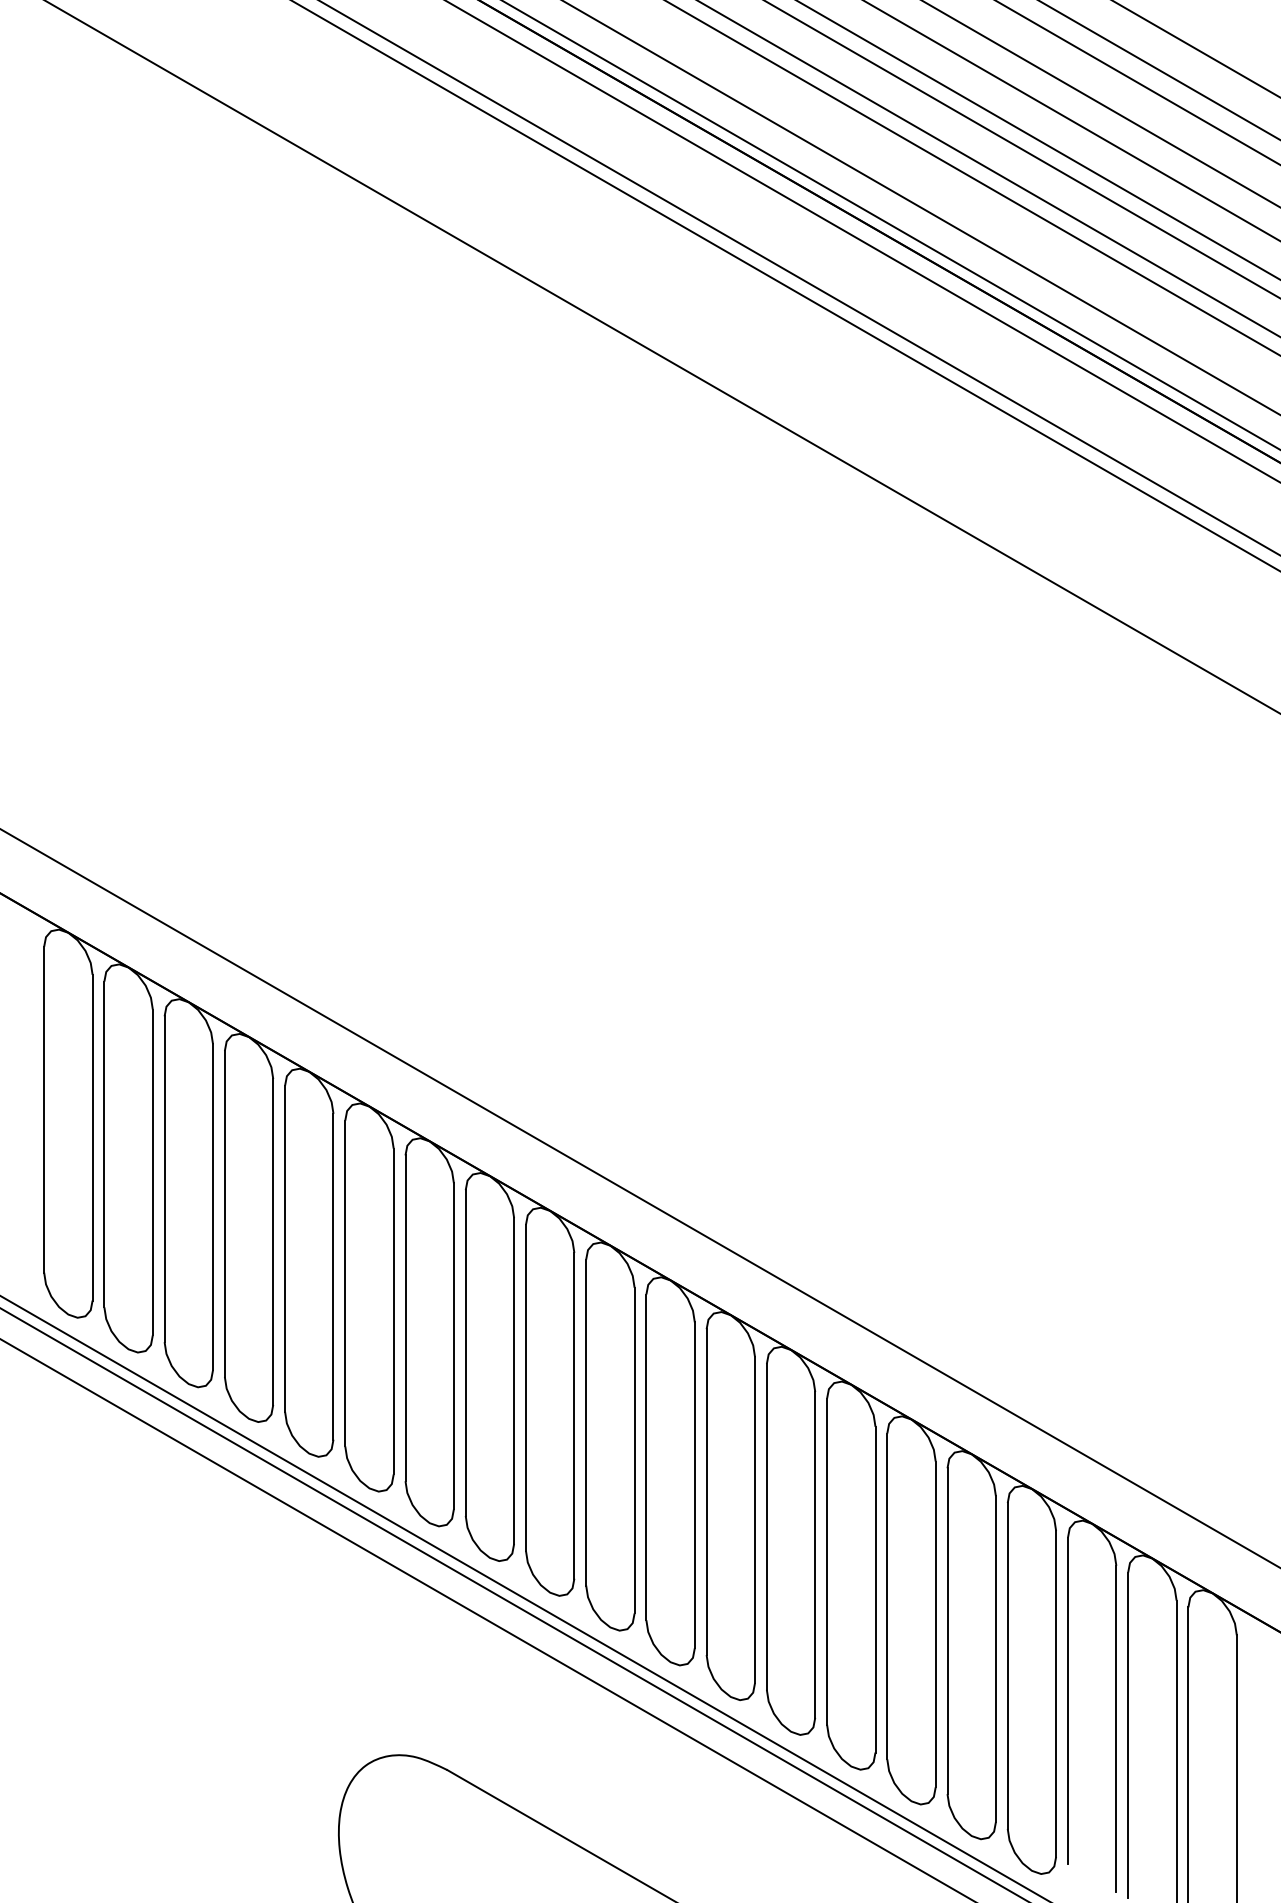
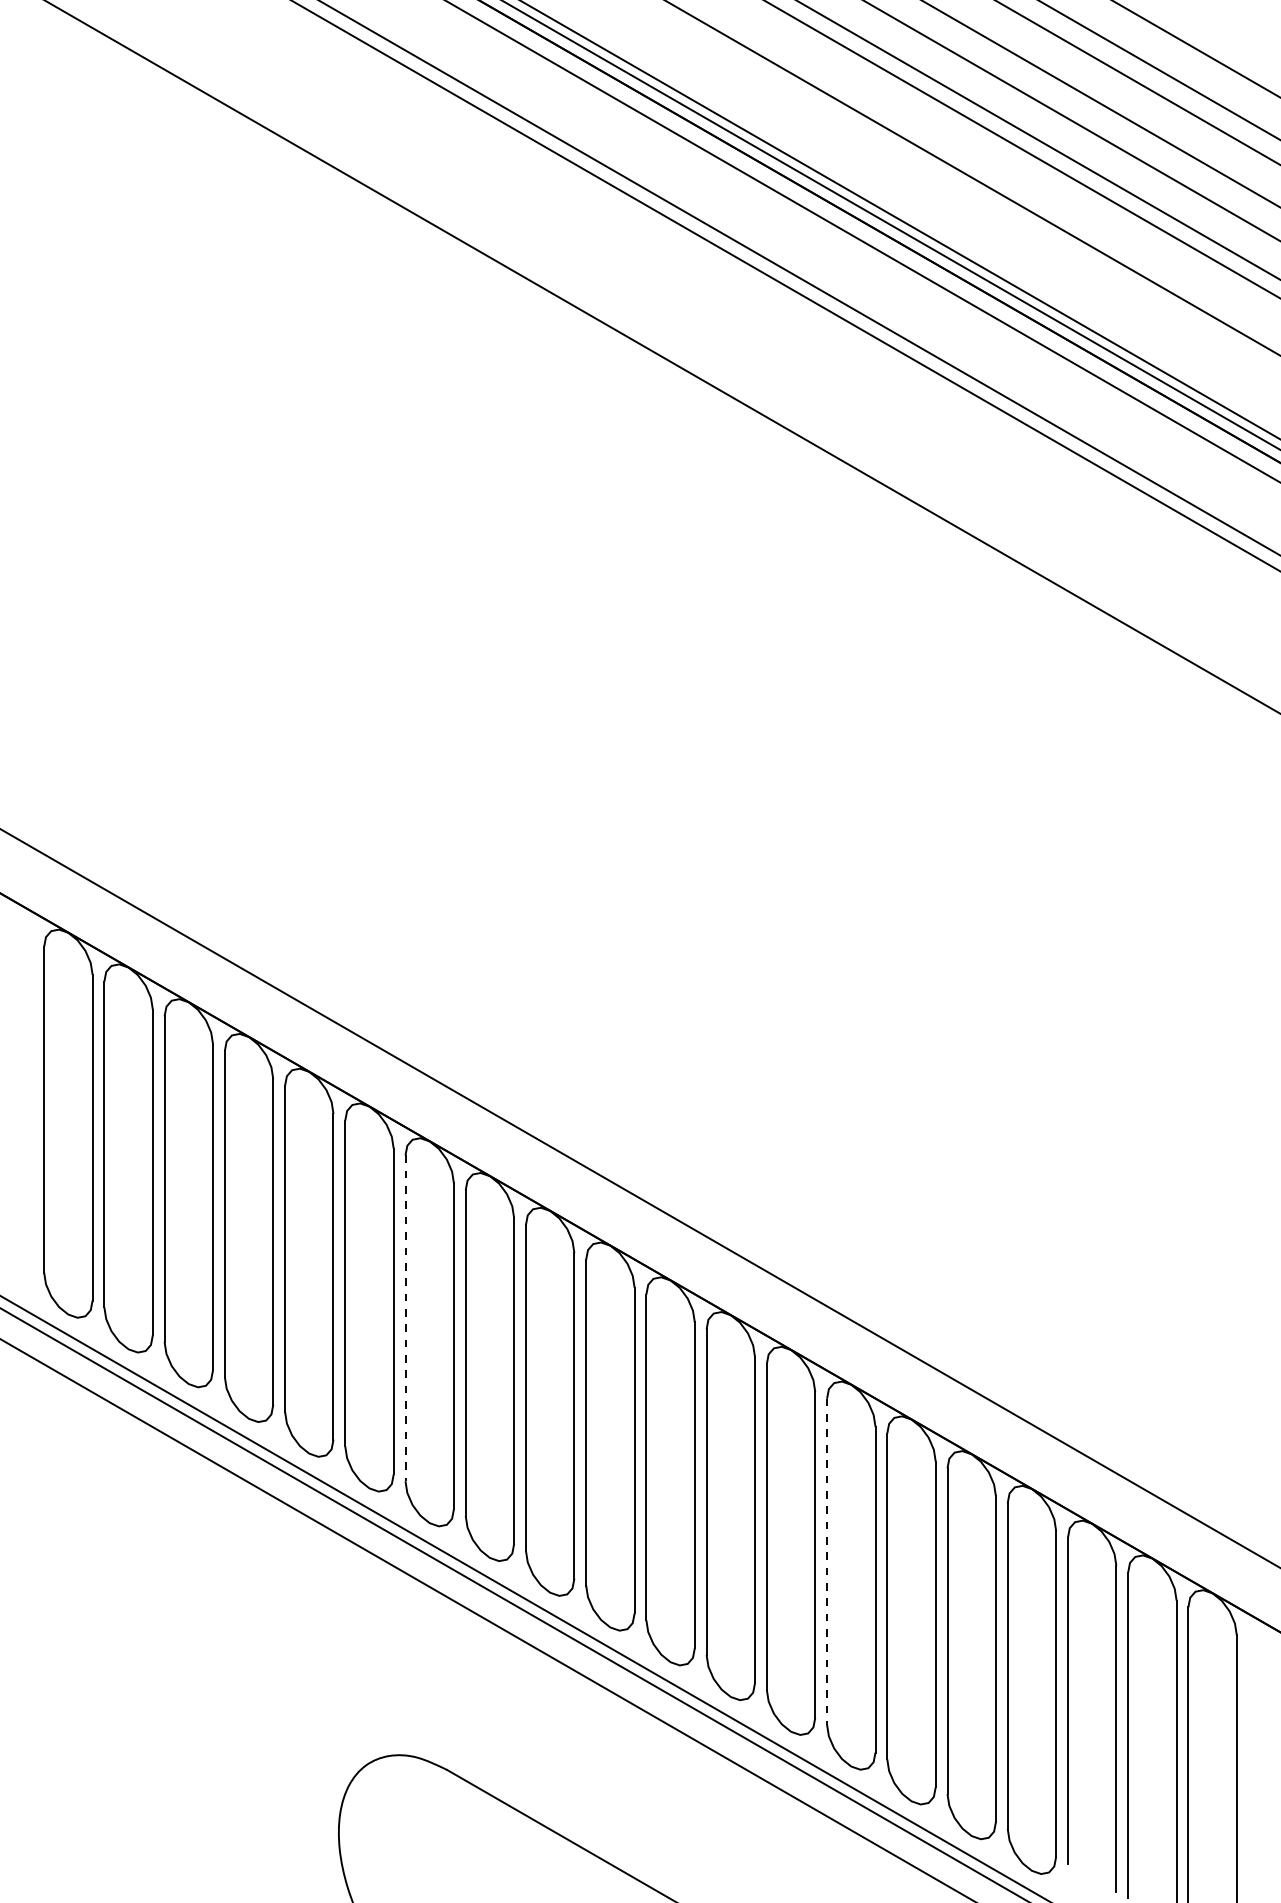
line: present -> none (988, 168)
line position: (921, 207) -> (899, 219) (899, 219)
line: solid -> dashed (405, 1318)
line: solid -> dashed (827, 1561)
